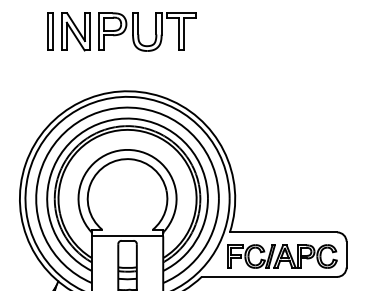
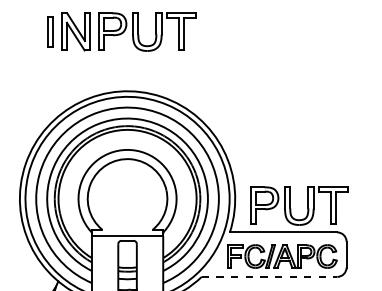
part size: 7x39 px -> 7x32 px (50, 31)
part: none -> present (307, 205)
line: solid -> dashed (269, 276)
